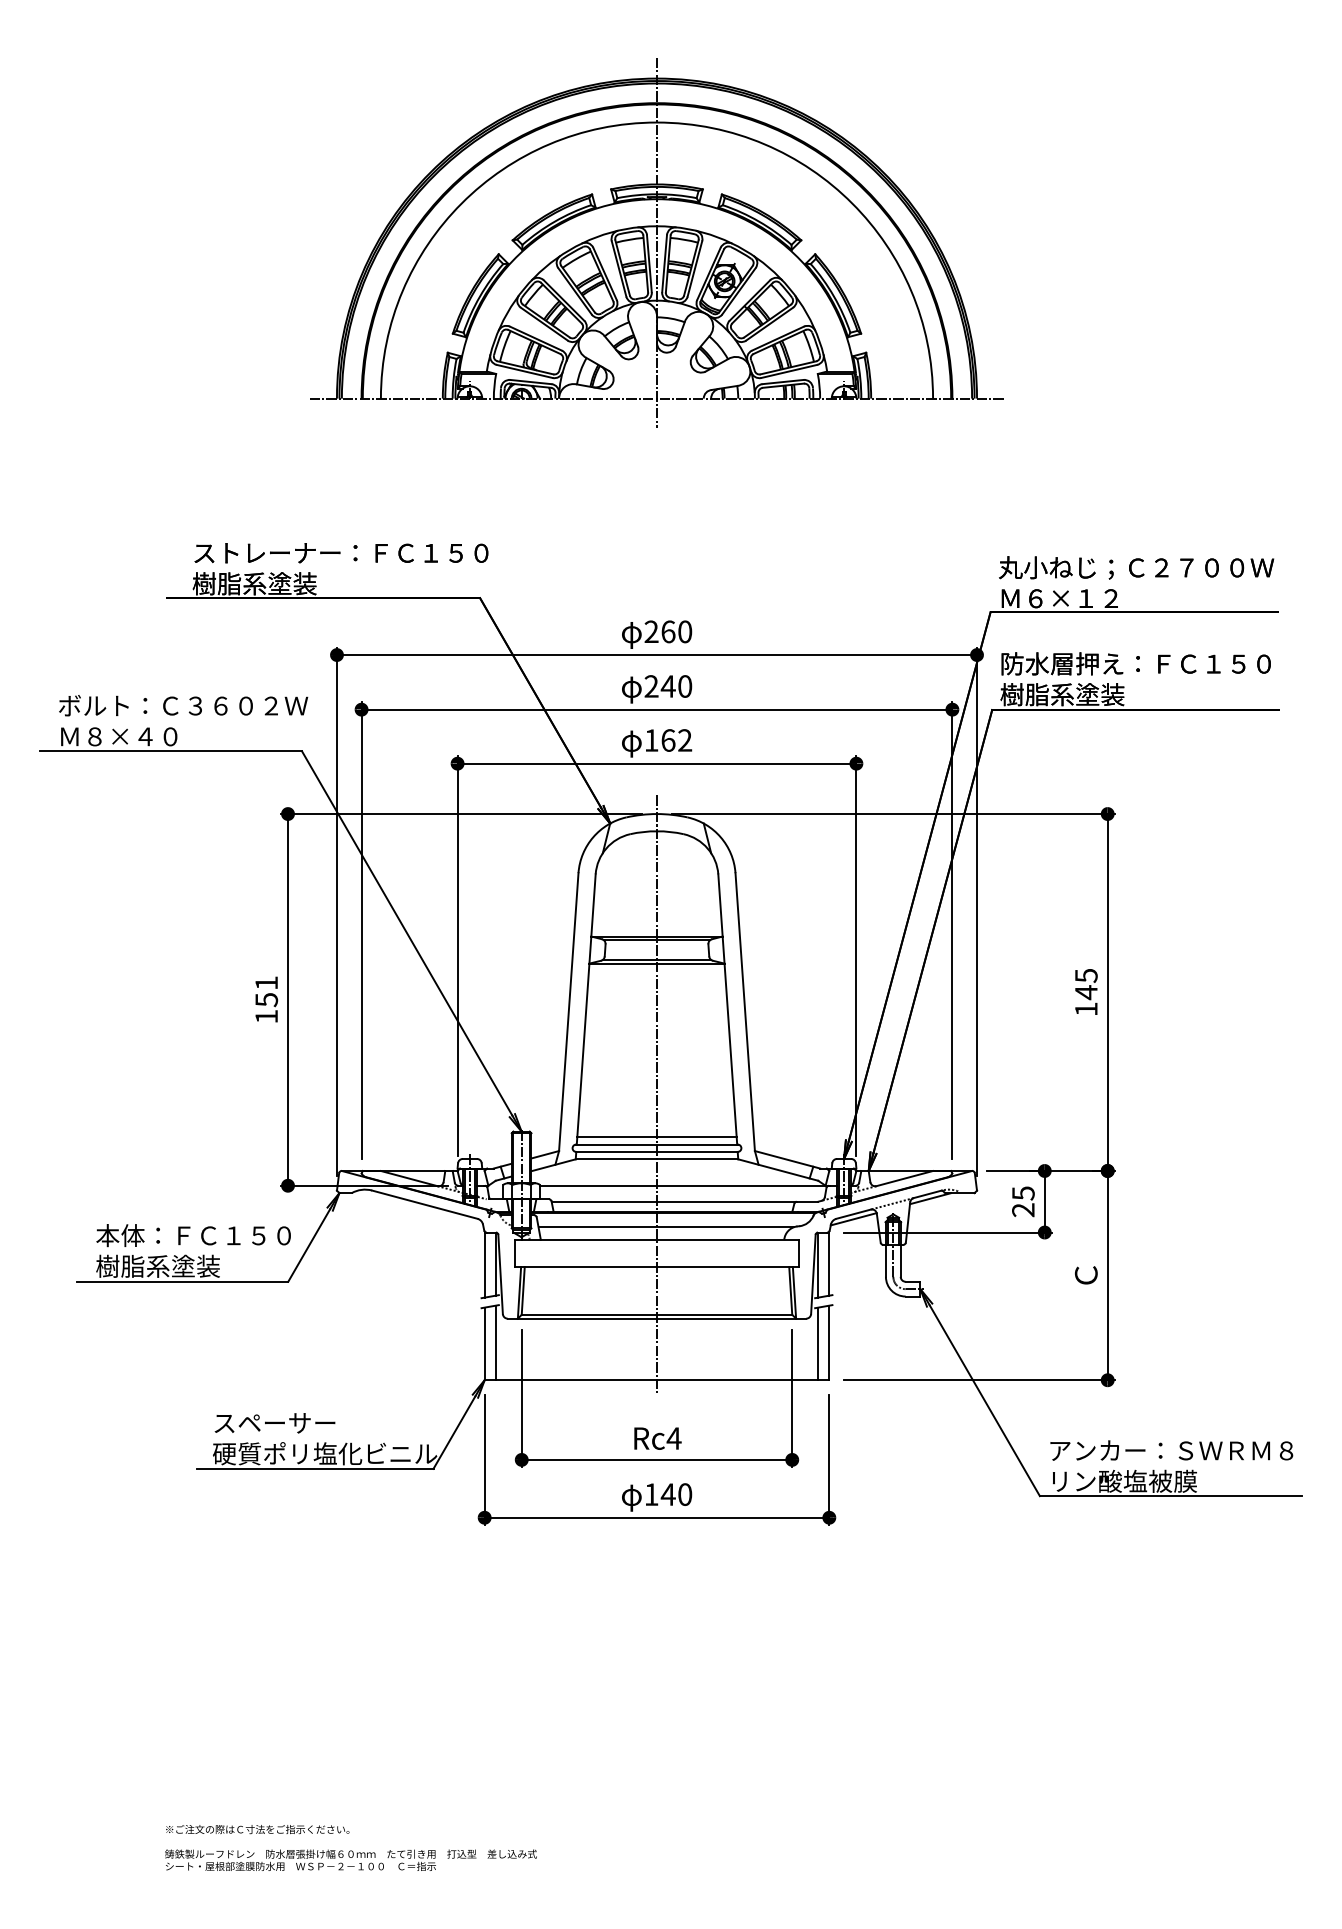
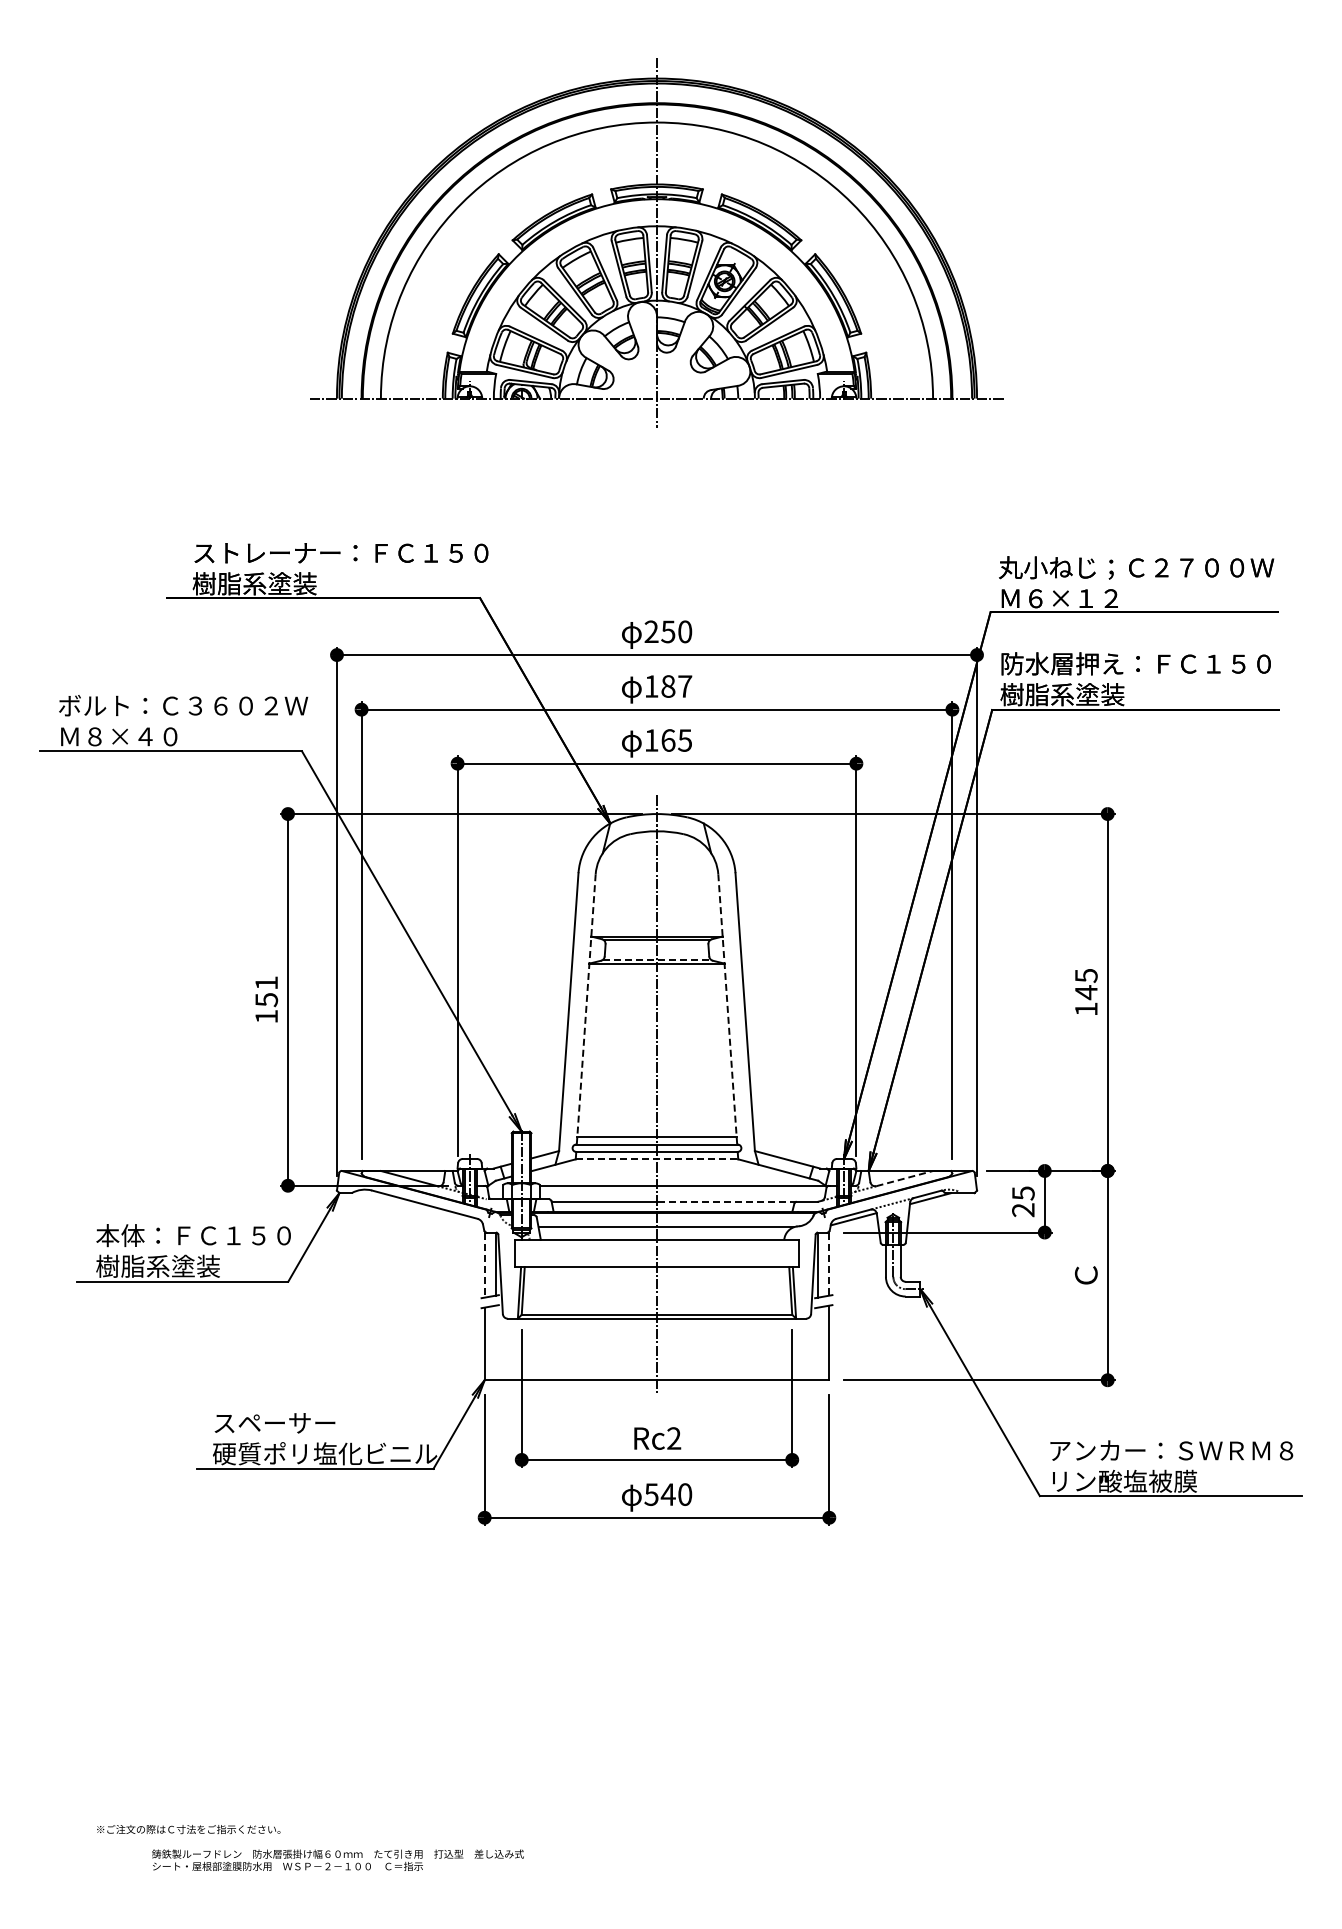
text: 260 -> 250 (668, 631)
text: 240 -> 187 (668, 686)
text: 162 -> 165 (685, 740)
line: solid -> dashed (657, 959)
line: solid -> dashed (586, 1008)
line: solid -> dashed (727, 1008)
line: solid -> dashed (657, 1159)
line: solid -> dashed (905, 1178)
line: solid -> dashed (726, 1201)
line: solid -> dashed (829, 1264)
line: solid -> dashed (484, 1265)
line: present -> none (495, 1342)
line: present -> none (818, 1343)
text: Rc4 -> Rc2 (673, 1438)
text: 140 -> 540 (651, 1494)
text position: (257, 1829) -> (188, 1829) (188, 1829)
text position: (350, 1859) -> (337, 1859) (337, 1859)
